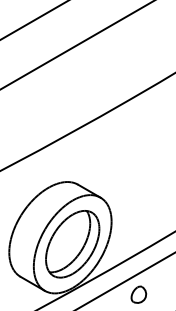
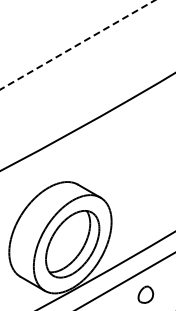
line: present -> none (33, 20)
line: solid -> dashed (77, 45)
part position: (138, 294) -> (145, 294) (145, 294)
